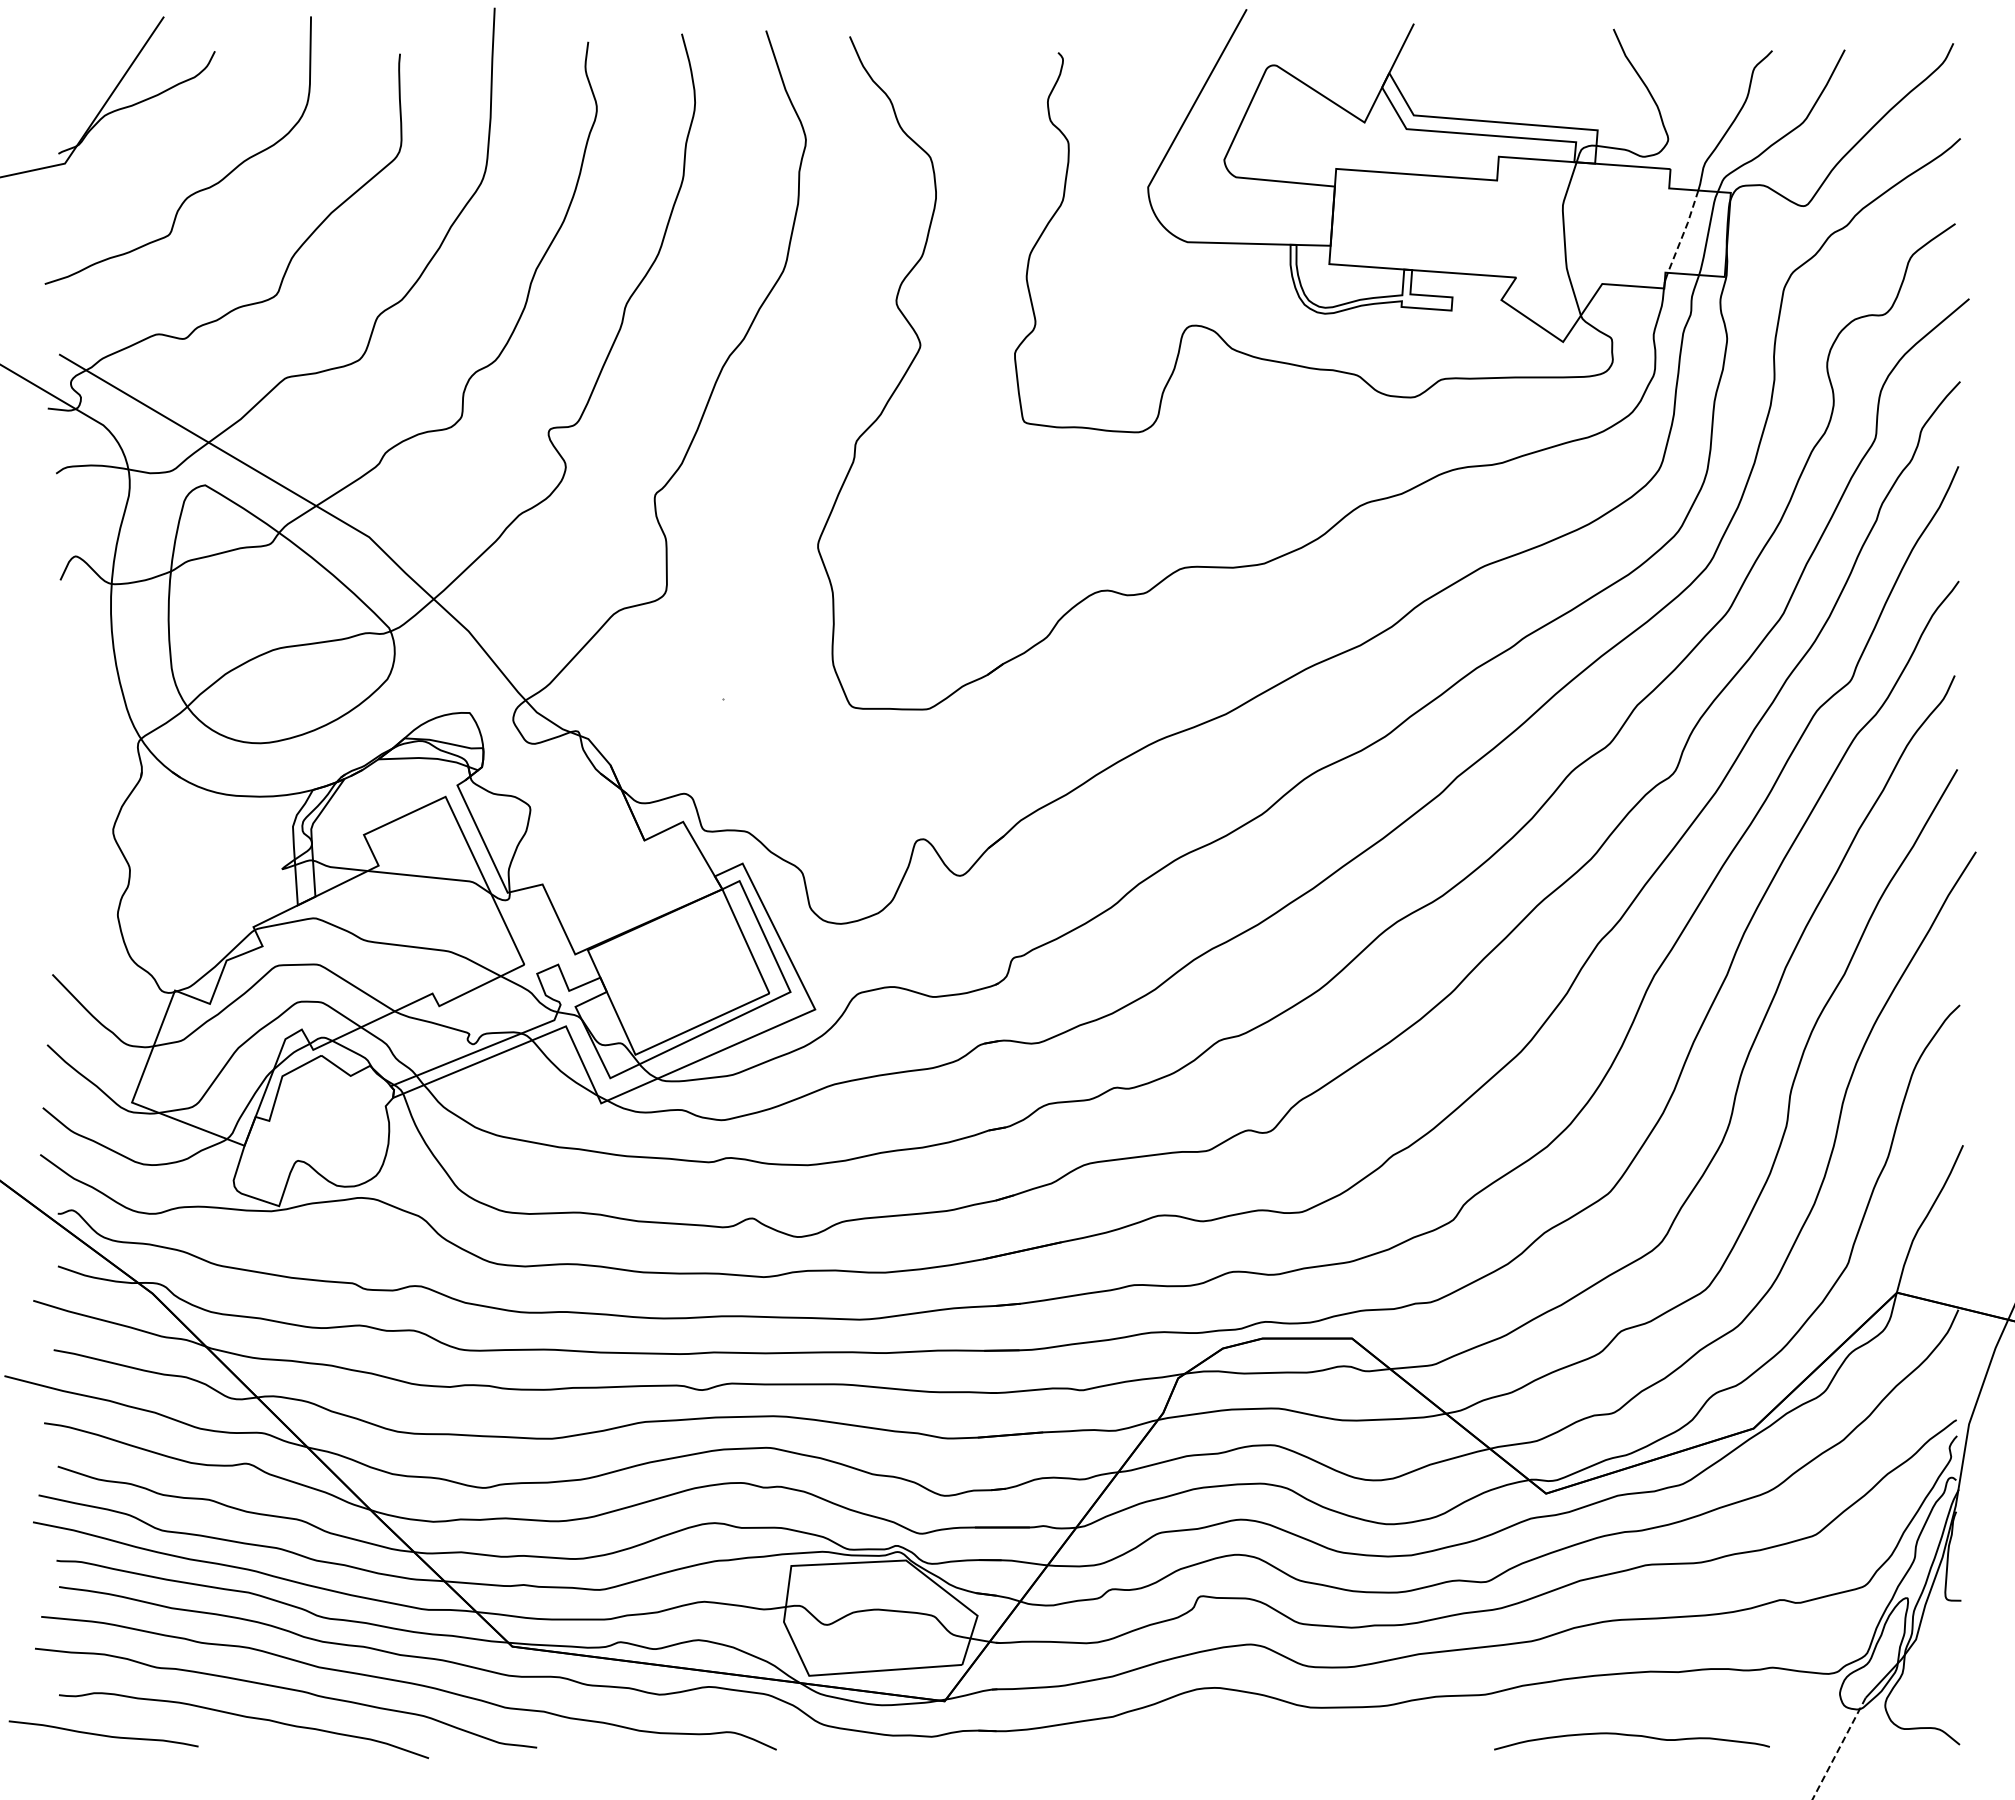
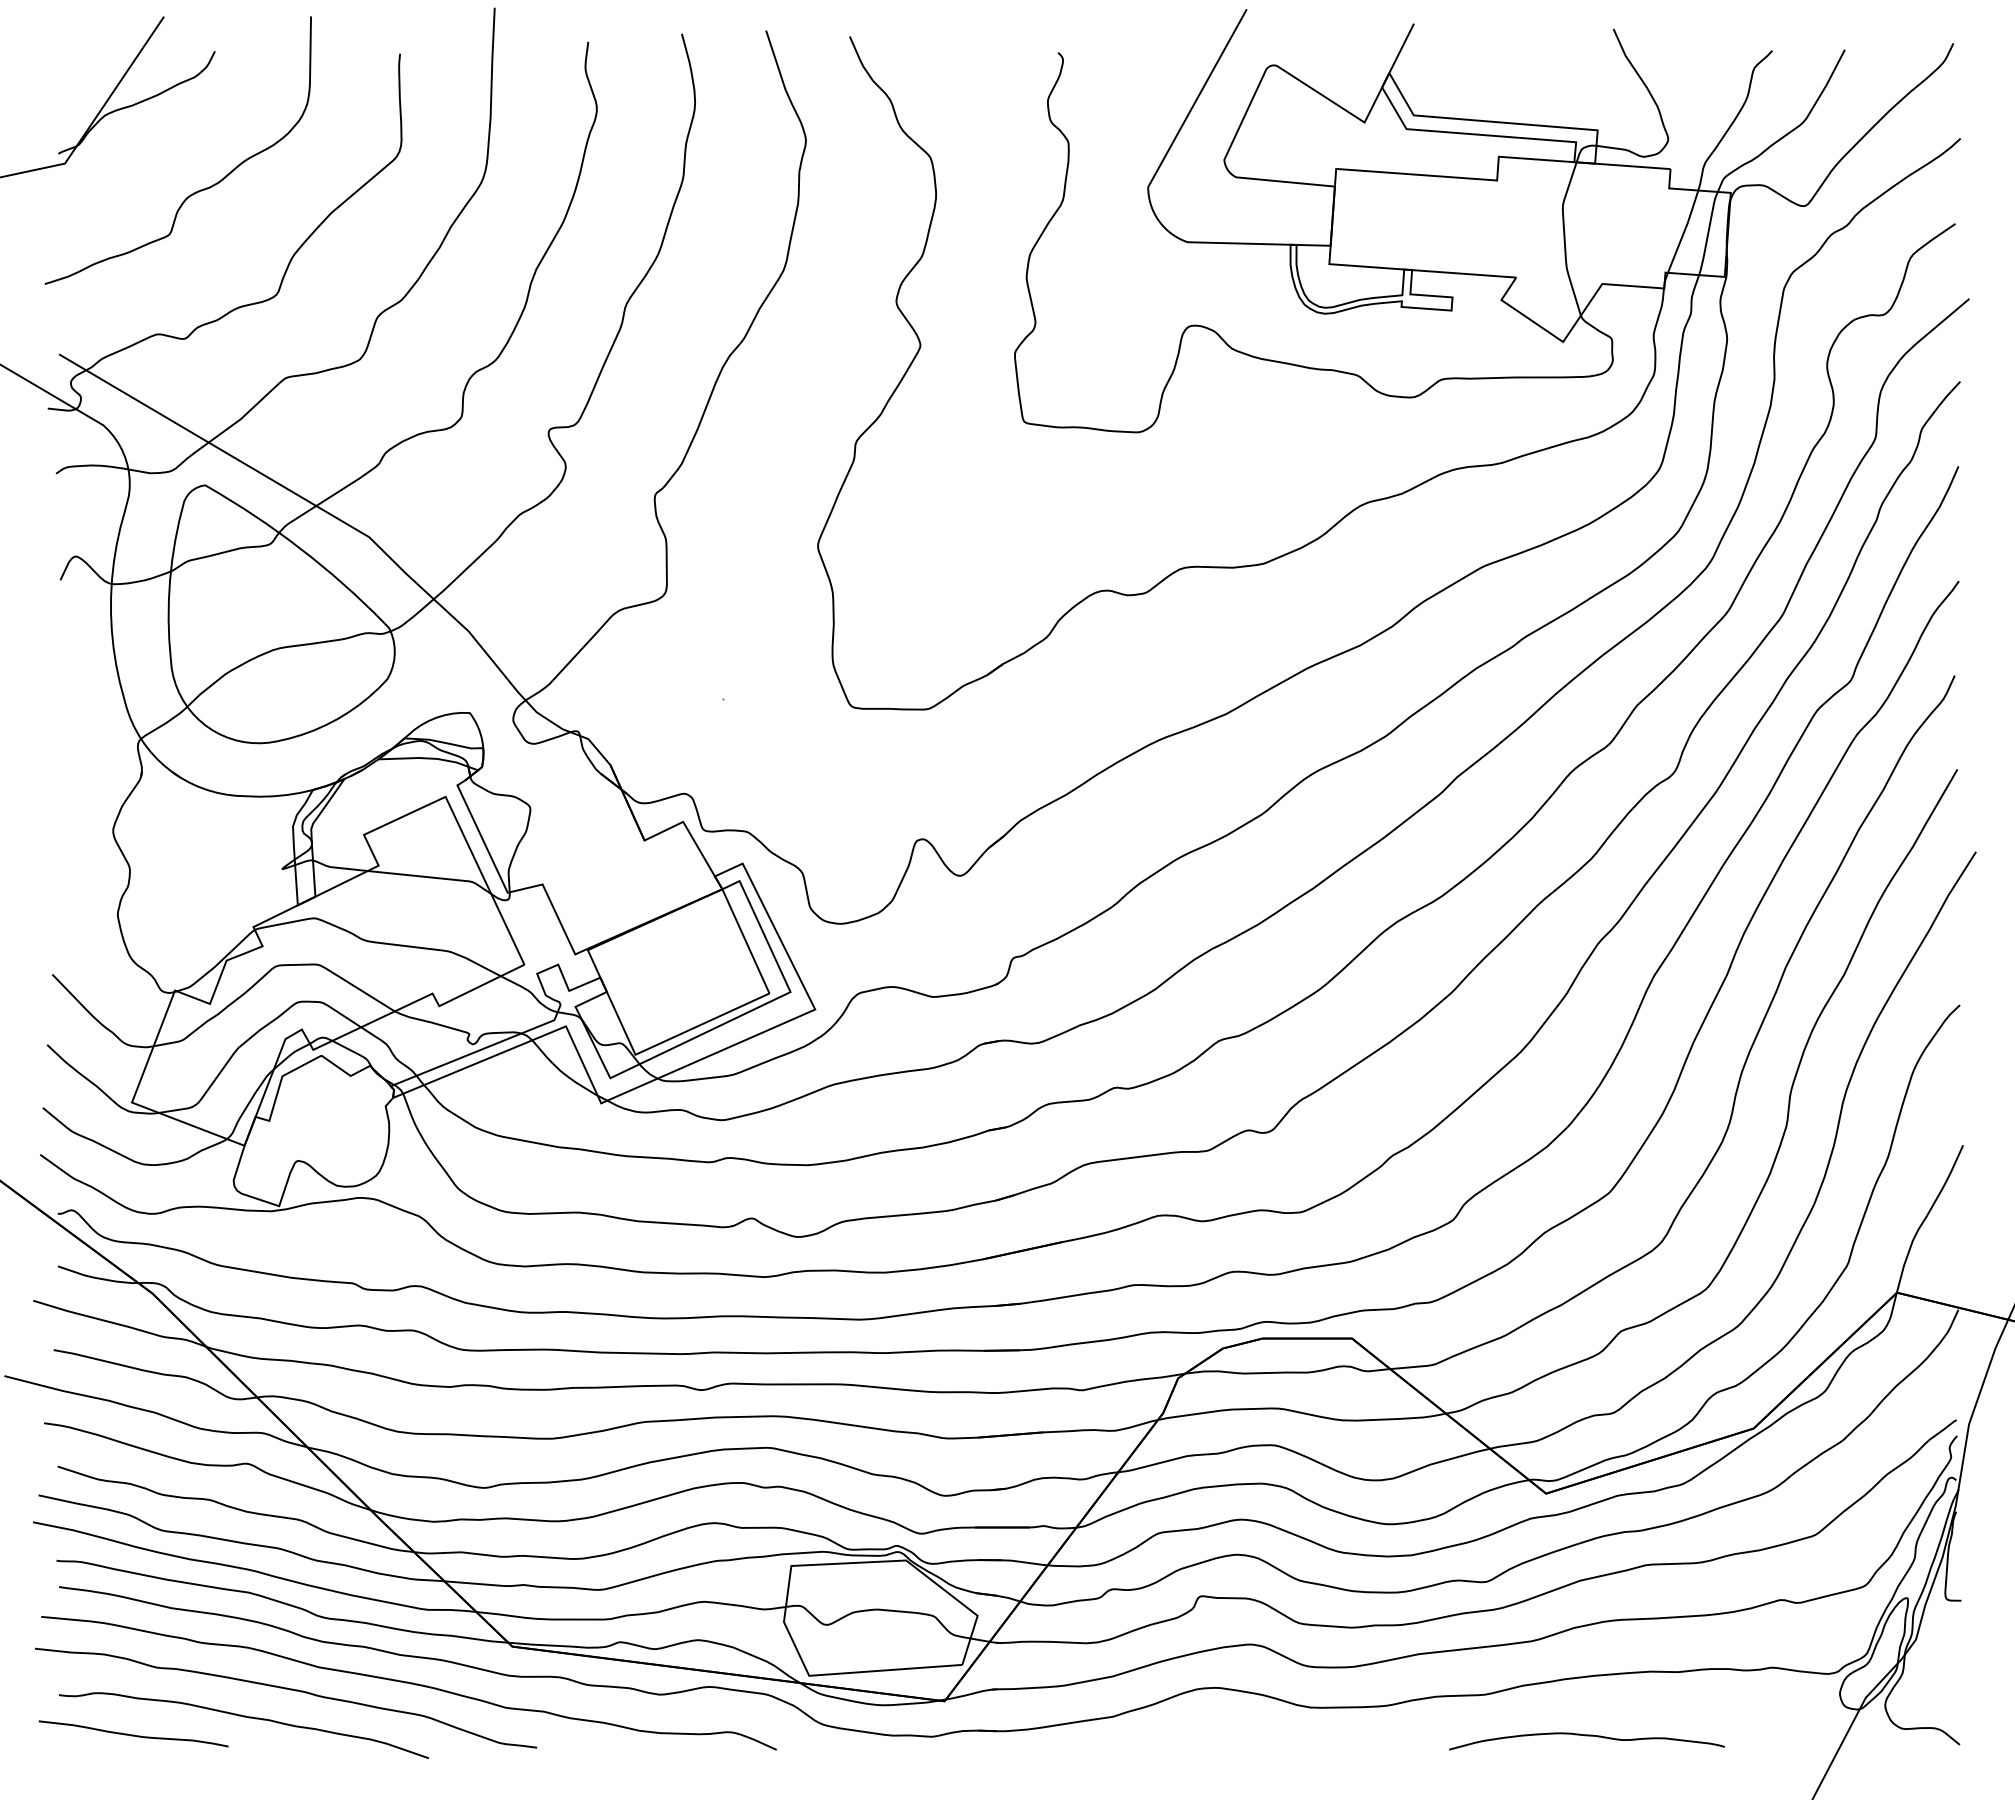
line: dashed -> solid (1684, 231)
curve position: (103, 1734) -> (133, 1734) (133, 1734)
curve position: (1631, 1736) -> (1586, 1736) (1586, 1736)
line: dashed -> solid (1839, 1748)
